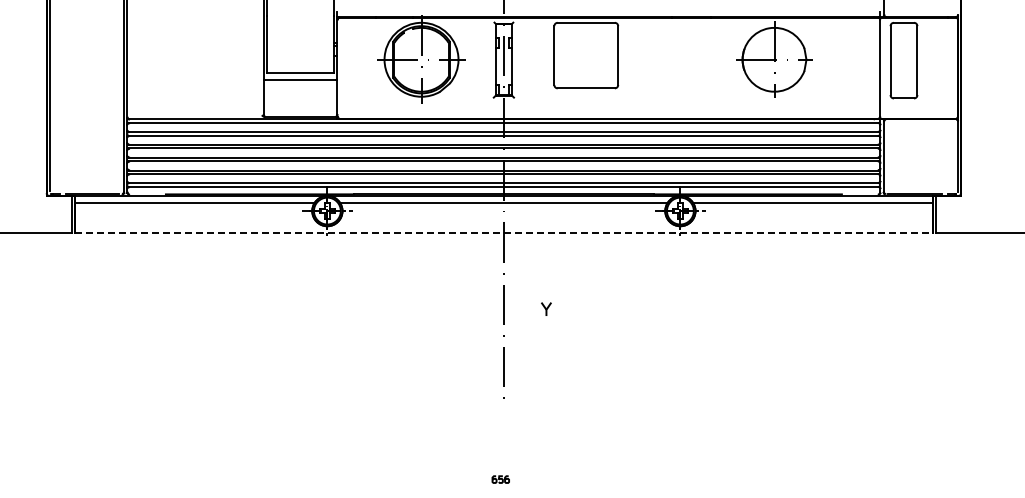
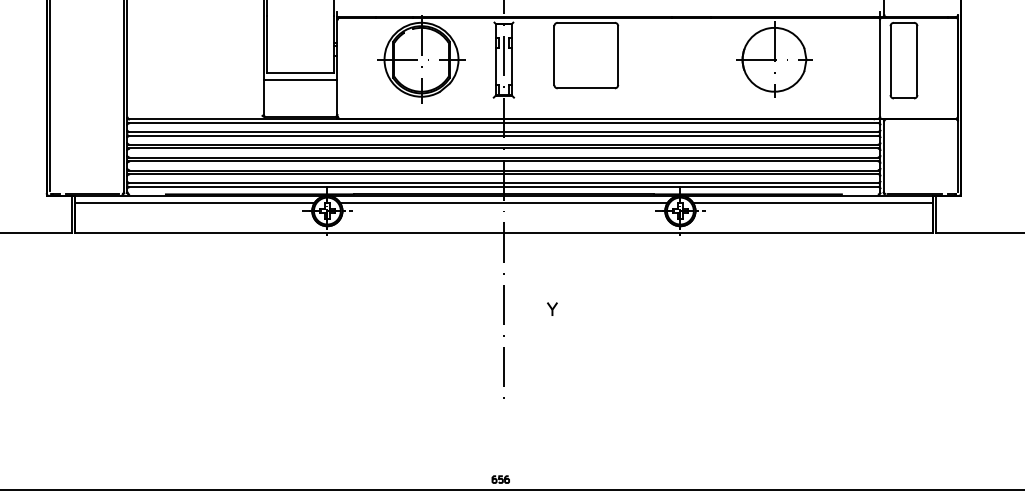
line: dashed -> solid (503, 232)
part position: (546, 308) -> (552, 308) (552, 308)
line: none -> present (511, 489)
